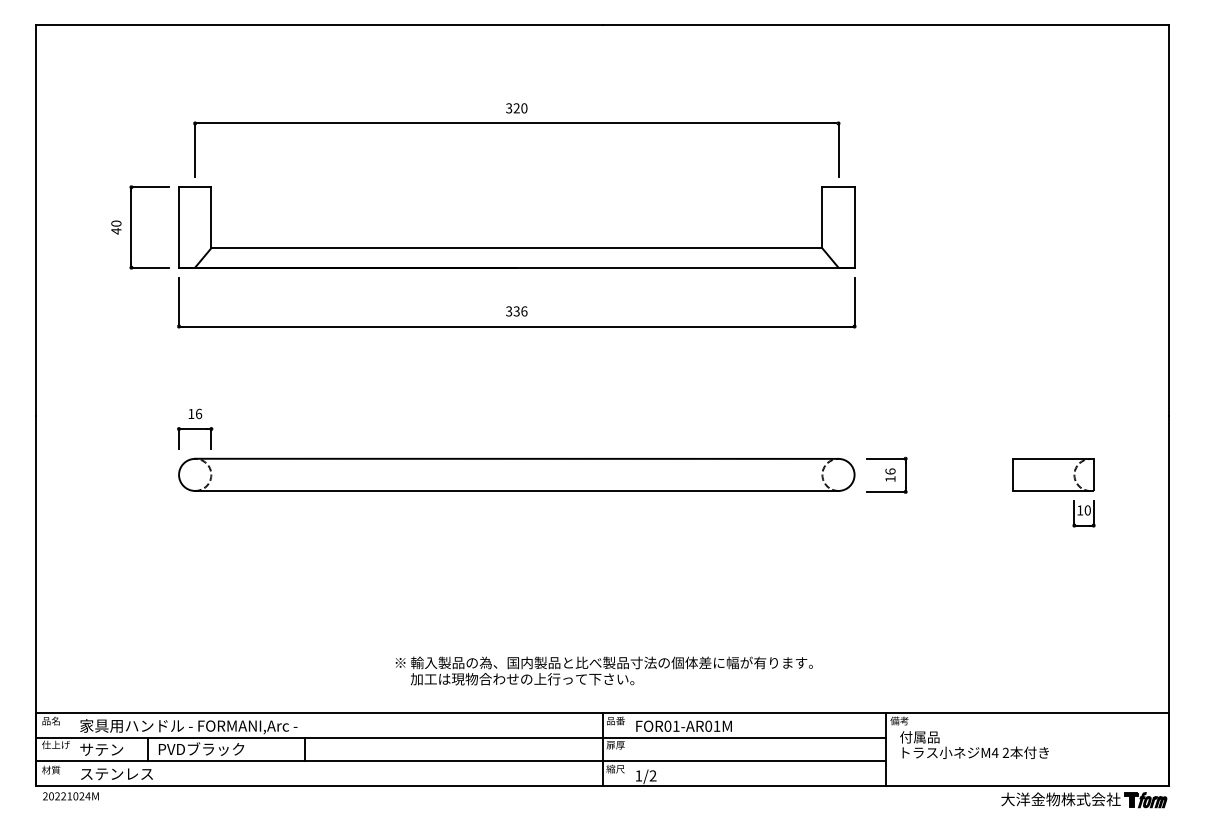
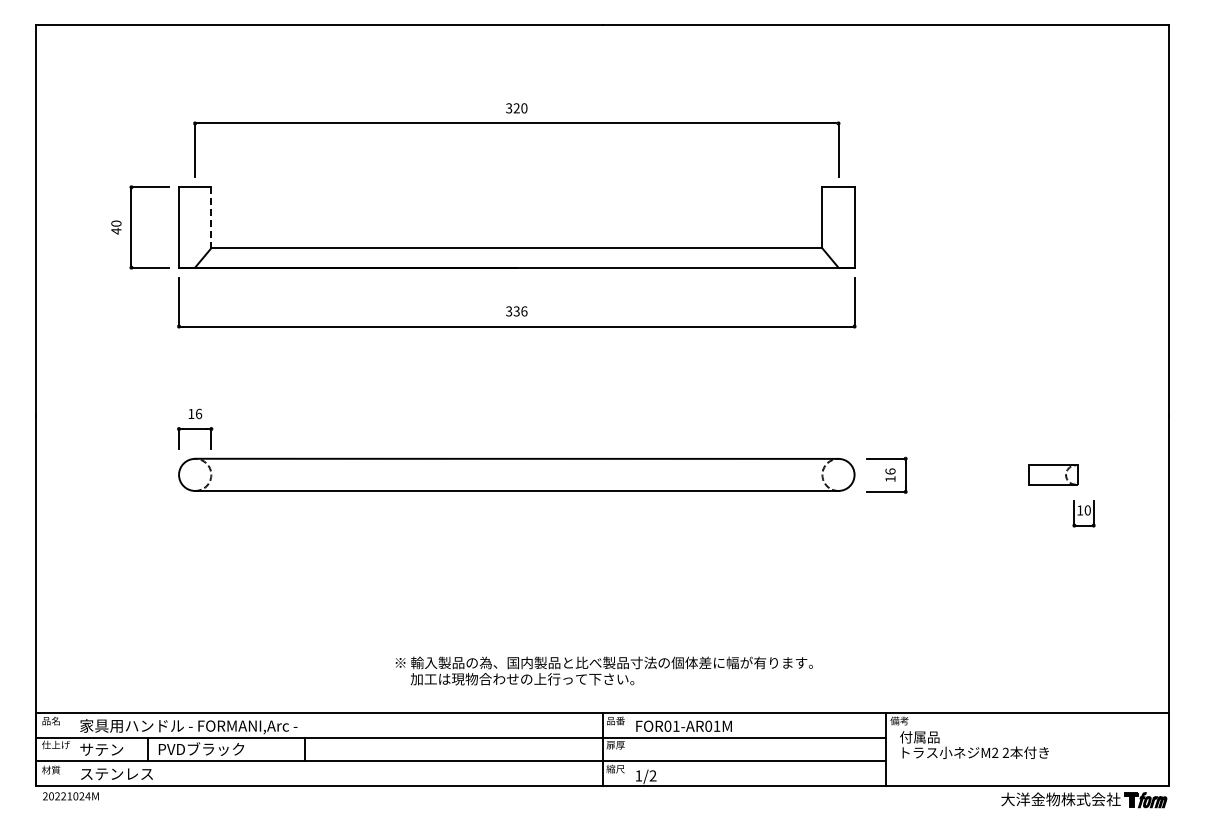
line: solid -> dashed (211, 217)
part size: 83x34 px -> 51x22 px (1053, 474)
text: M4 -> M2 (994, 752)
